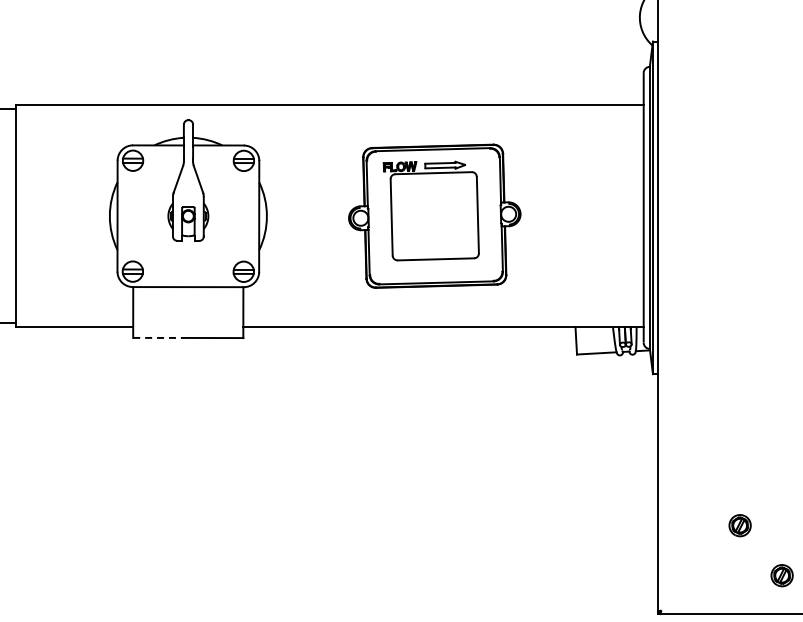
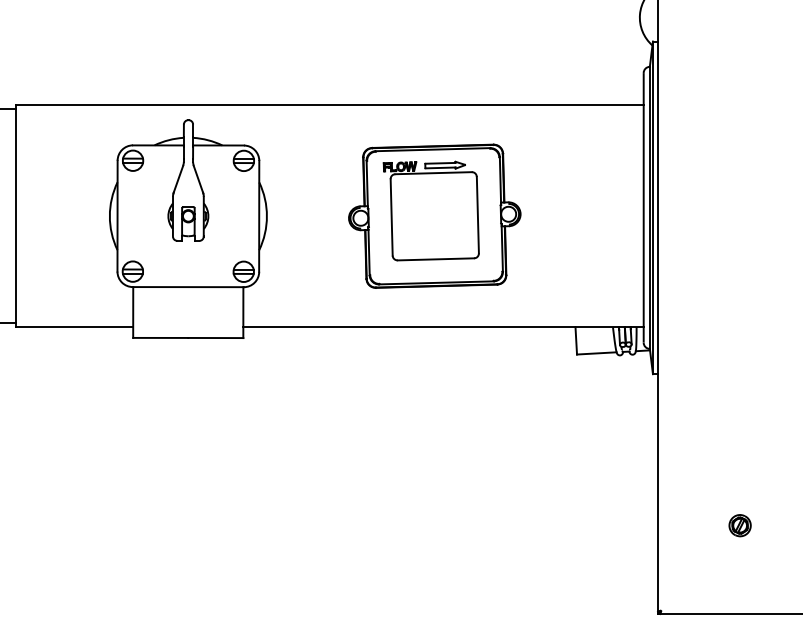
line: dashed -> solid (160, 337)
part: present -> none (781, 575)
